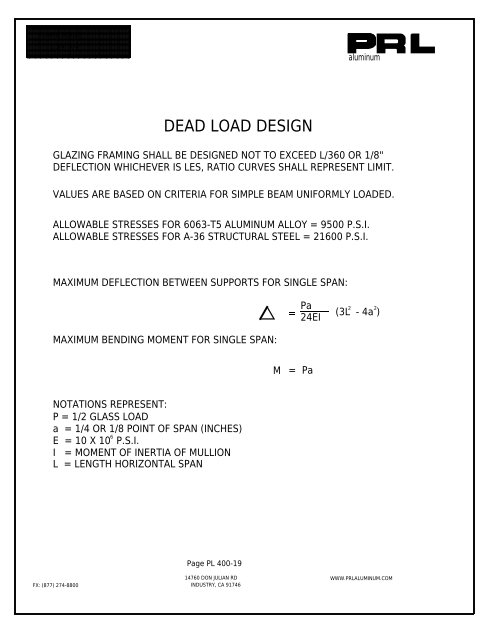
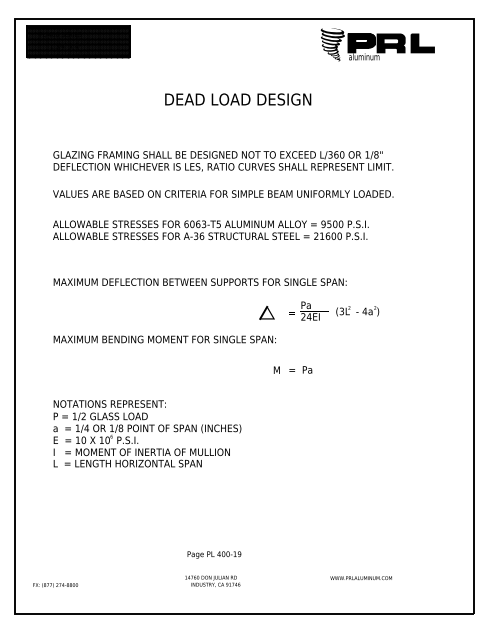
fill: none -> present (332, 44)
text position: (238, 125) -> (238, 99) (238, 99)
text position: (214, 563) -> (214, 554) (214, 554)
